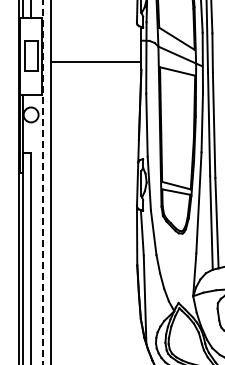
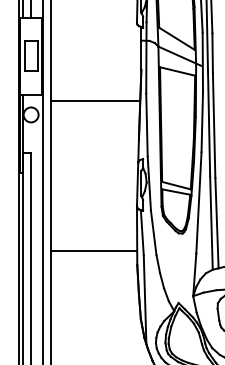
line position: (95, 62) -> (95, 101) (95, 101)
line: dashed -> solid (43, 182)
line: none -> present (93, 250)
